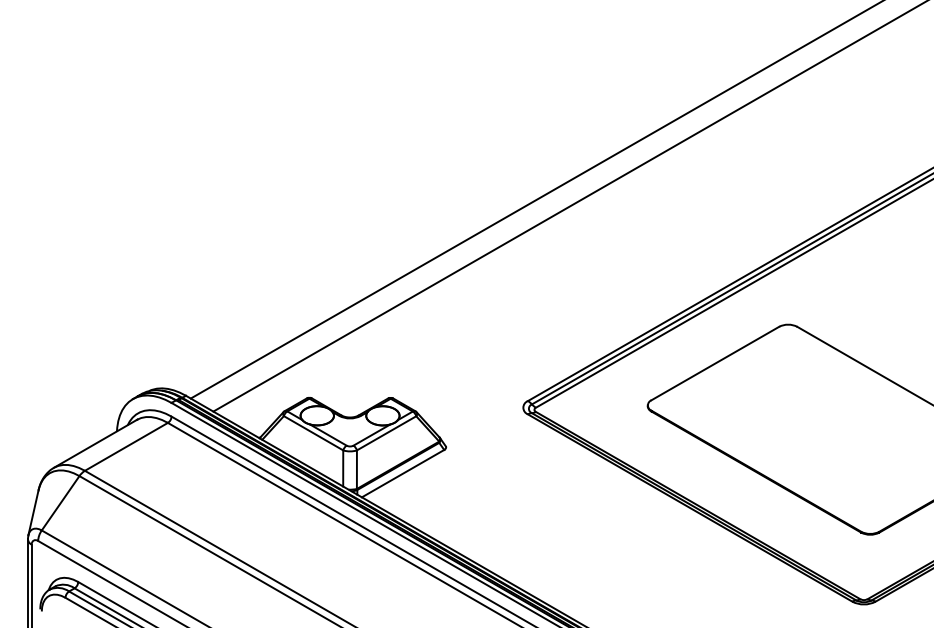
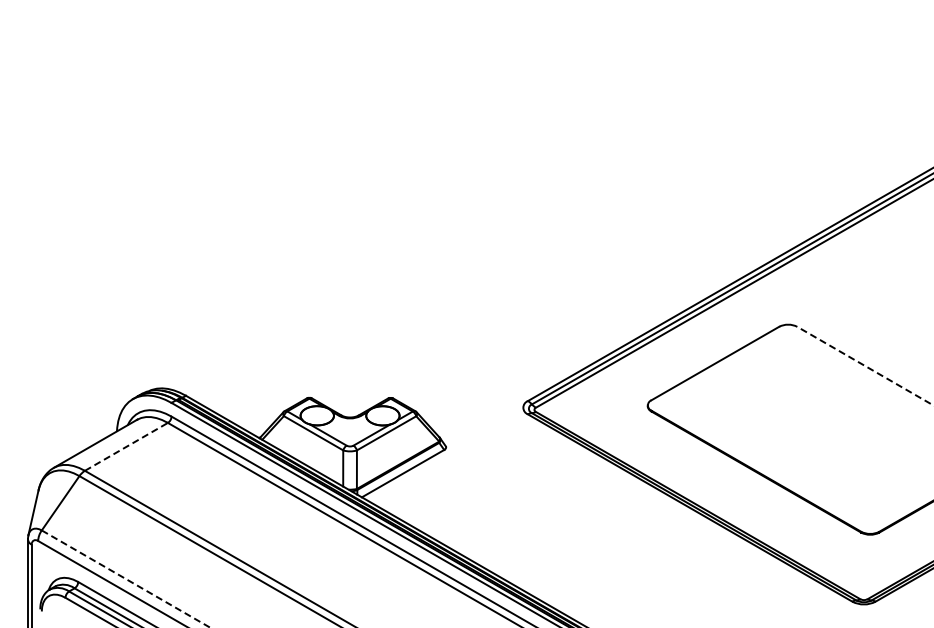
line: present -> none (535, 200)
line: present -> none (569, 206)
line: solid -> dashed (865, 366)
line: solid -> dashed (126, 446)
line: solid -> dashed (126, 579)
